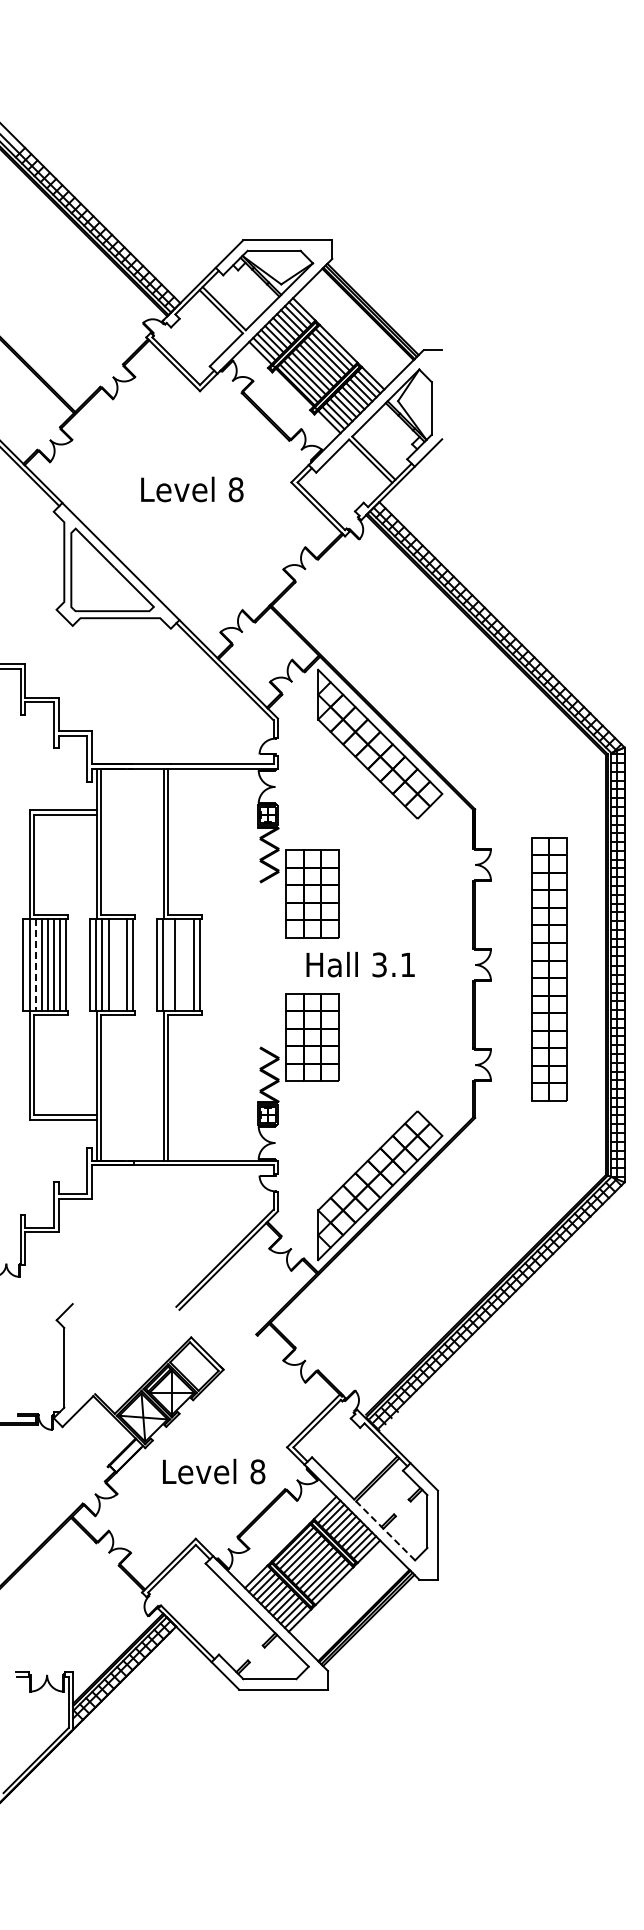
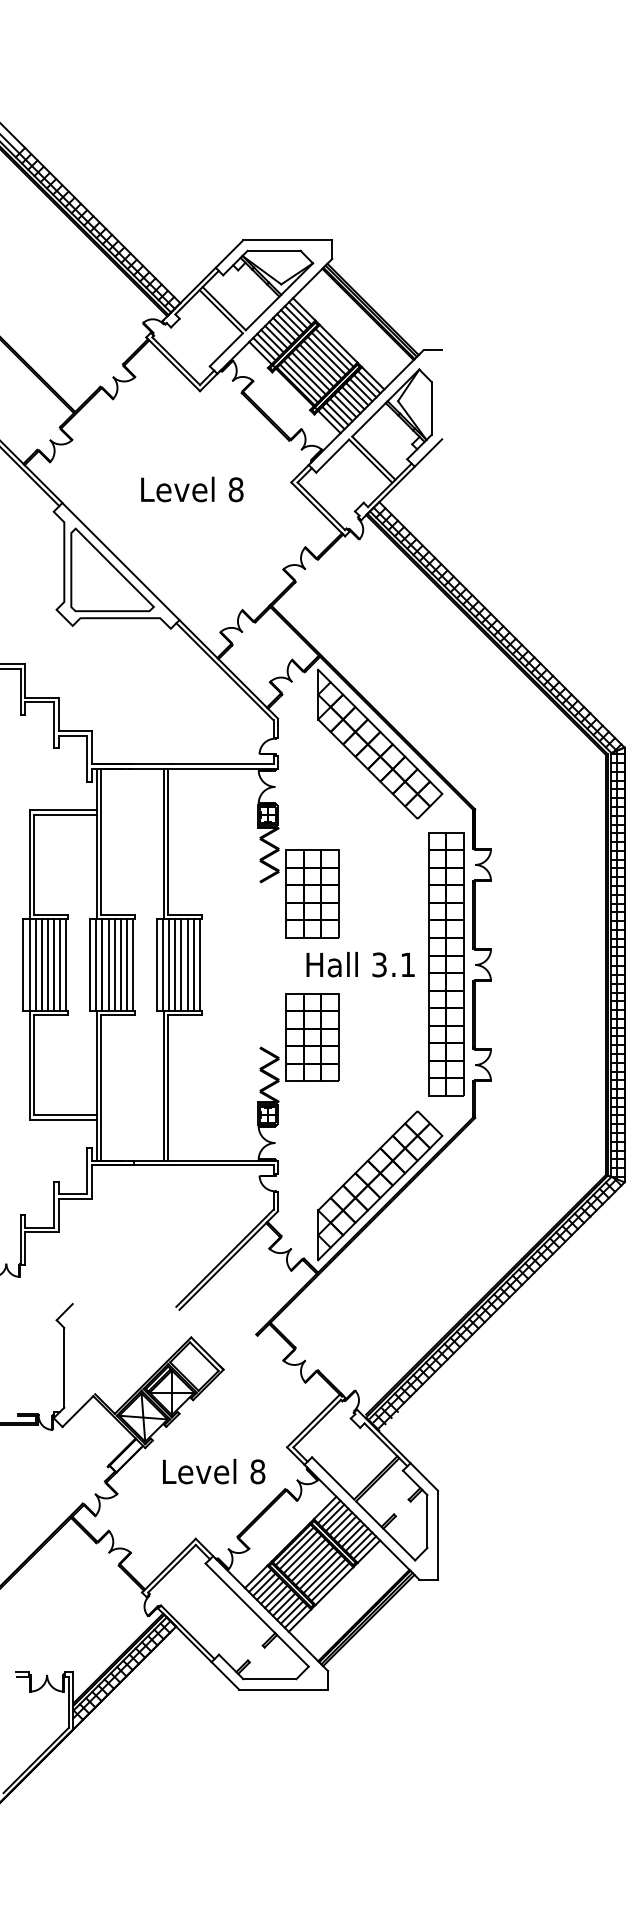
line: none -> present (114, 964)
line: none -> present (120, 964)
line: none -> present (169, 964)
line: none -> present (181, 964)
line: none -> present (187, 964)
line: dashed -> solid (35, 965)
part position: (549, 969) -> (446, 964) (446, 964)
line: dashed -> solid (385, 1530)
